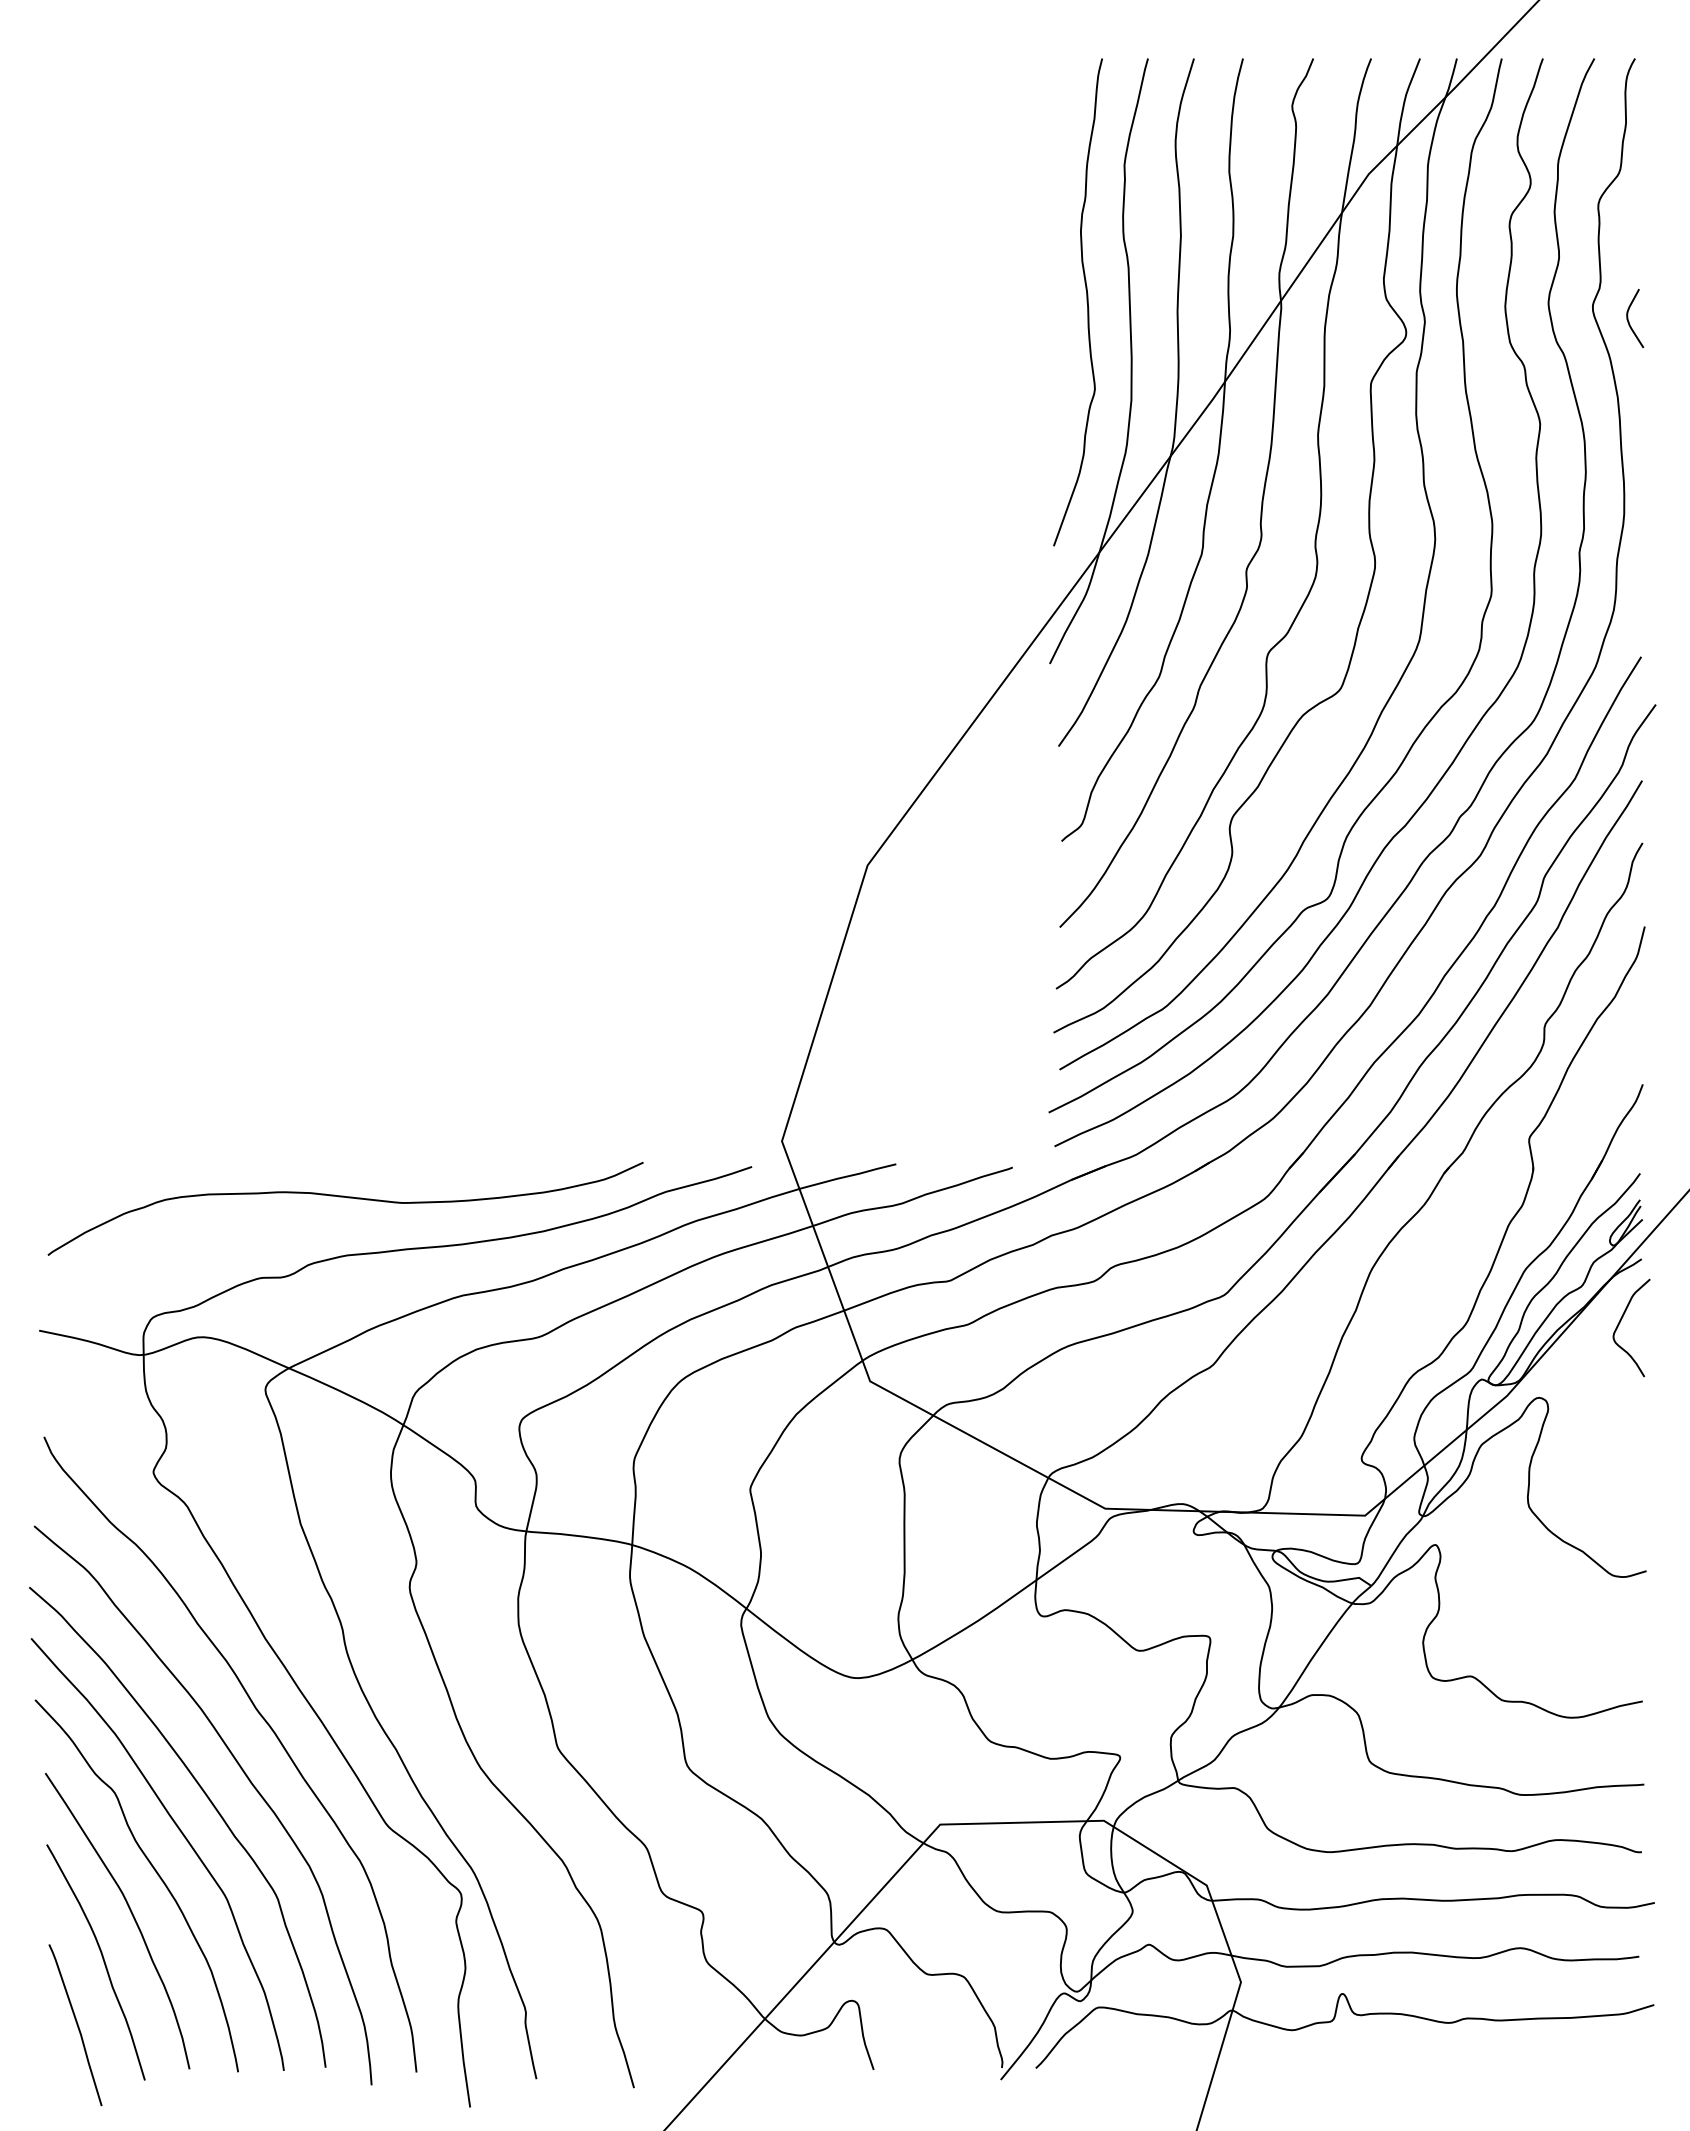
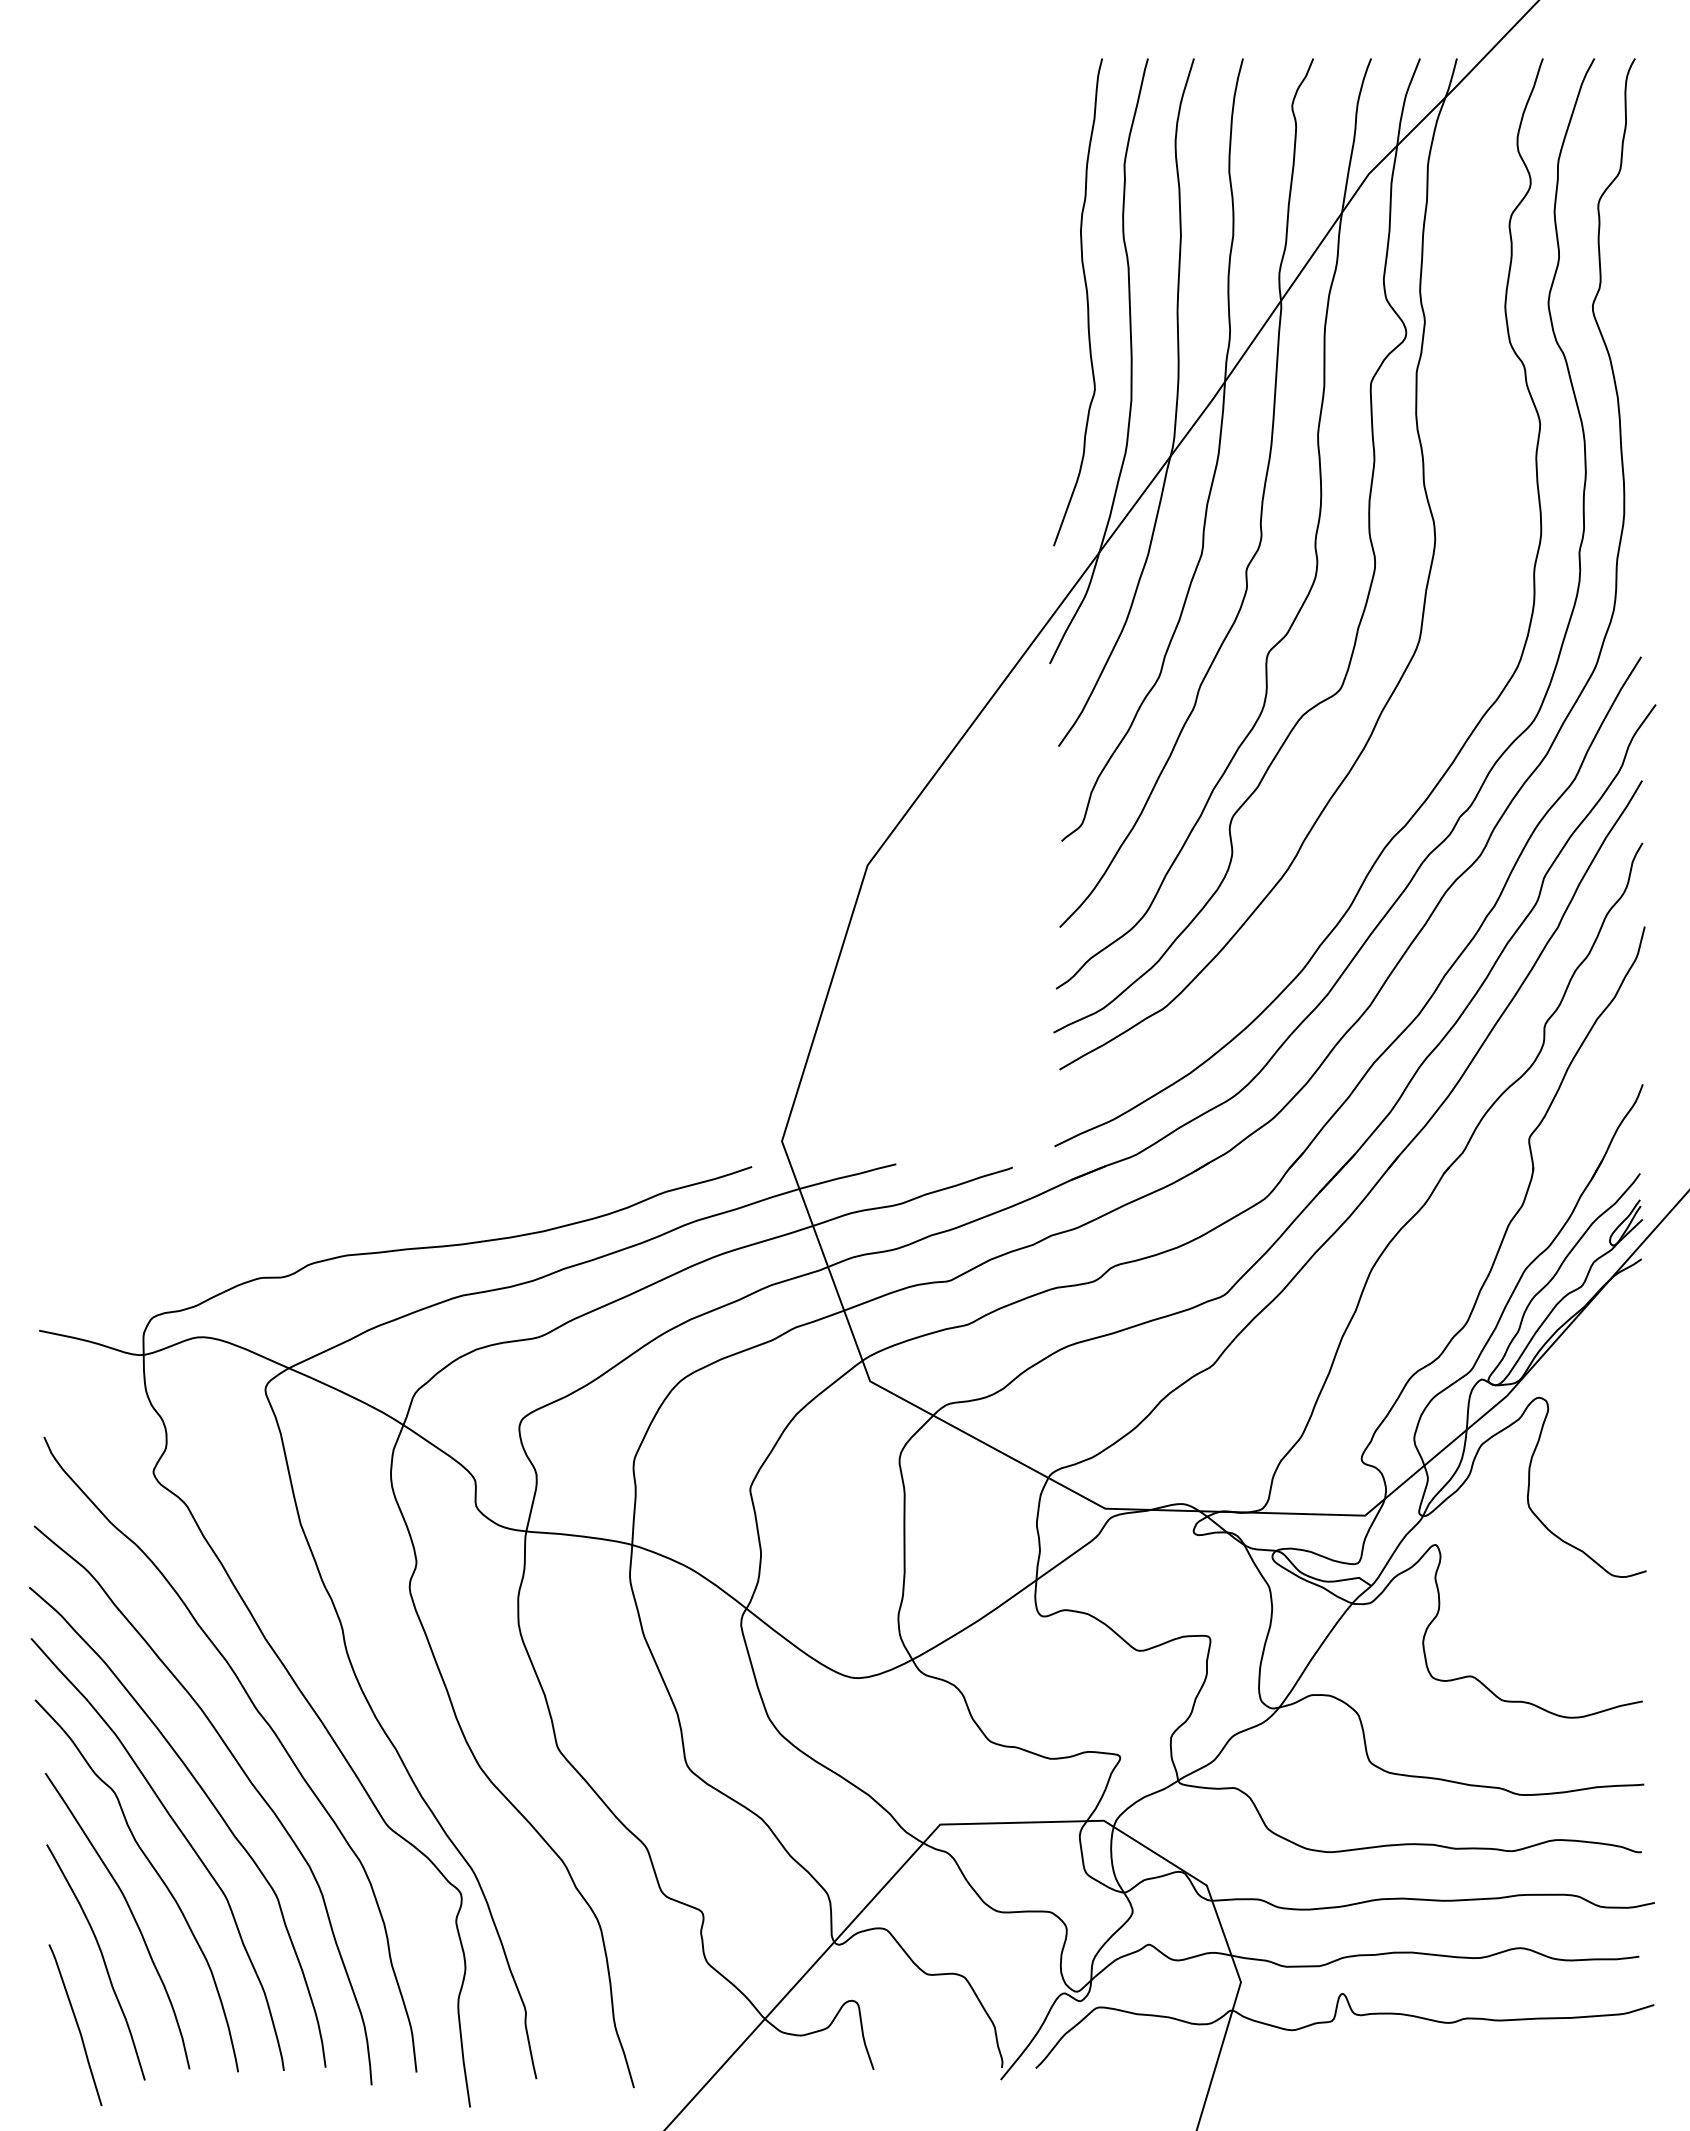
curve: present -> none (1629, 321)
curve: present -> none (1430, 718)
curve: present -> none (347, 1198)
curve: present -> none (1620, 1323)
